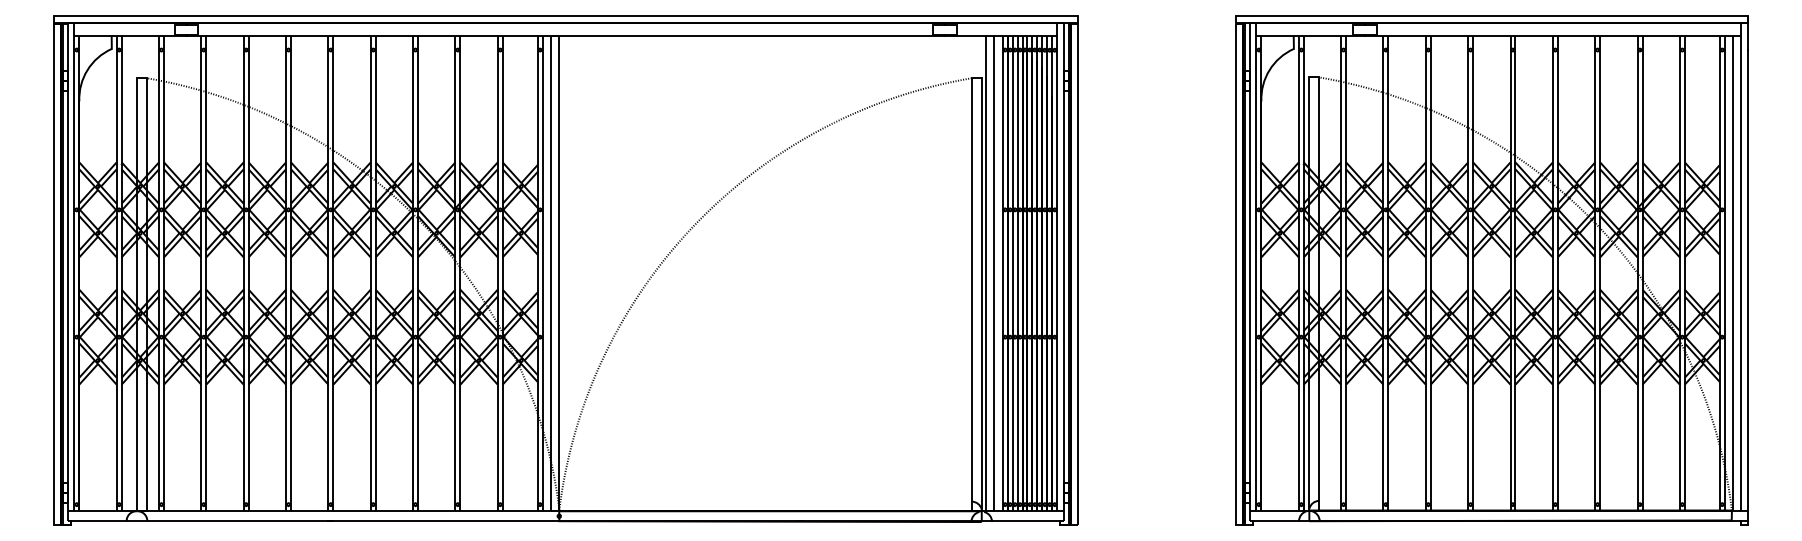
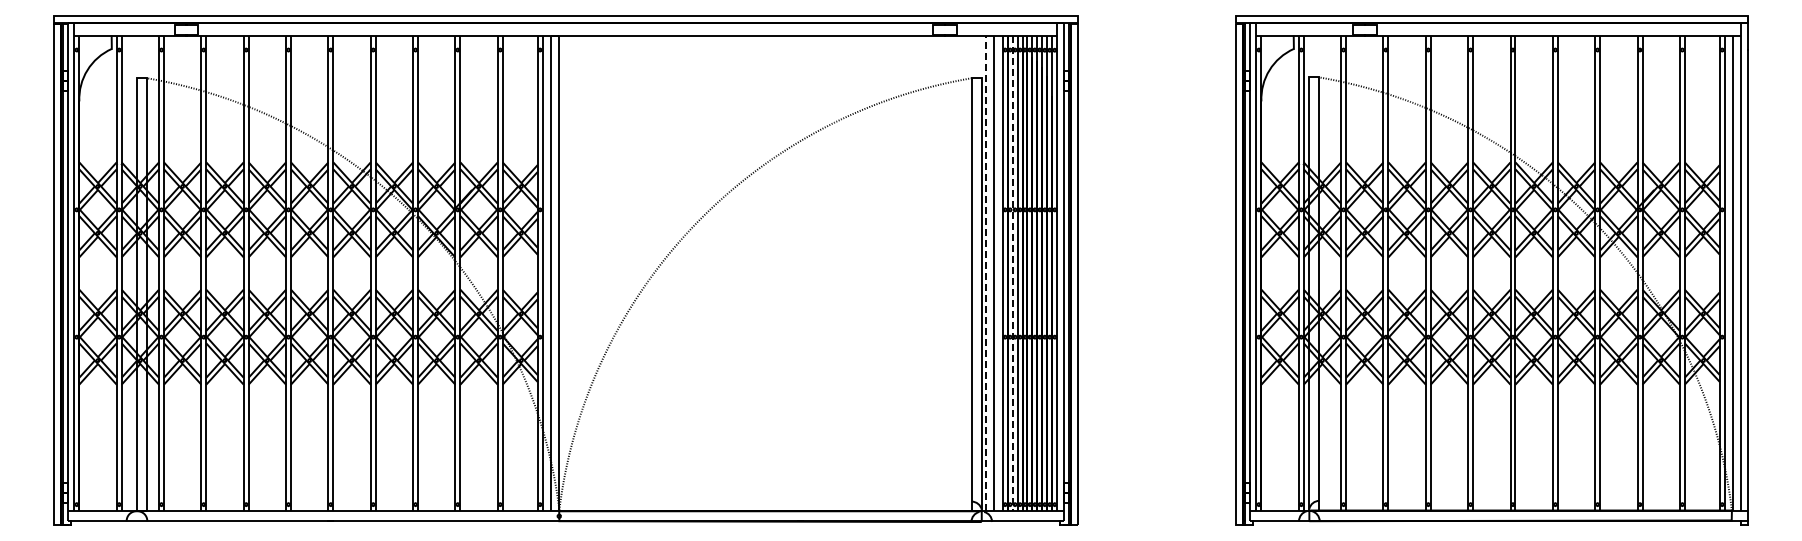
line: solid -> dashed (986, 273)
line: solid -> dashed (1012, 274)
